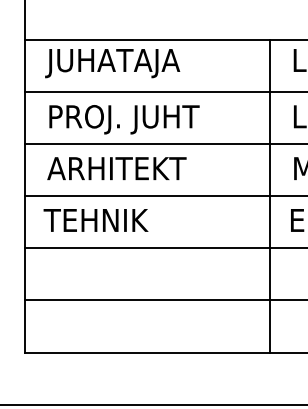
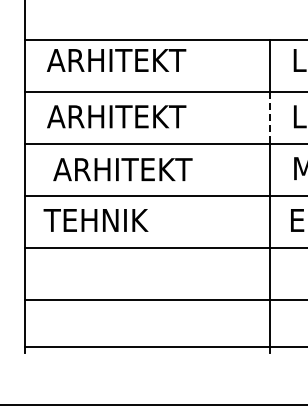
text: JUHATAJA -> ARHITEKT (115, 63)
line: solid -> dashed (269, 118)
text: PROJ. JUHT -> ARHITEKT (123, 119)
text position: (116, 168) -> (122, 169) (122, 169)
line position: (164, 352) -> (164, 346) (164, 346)
